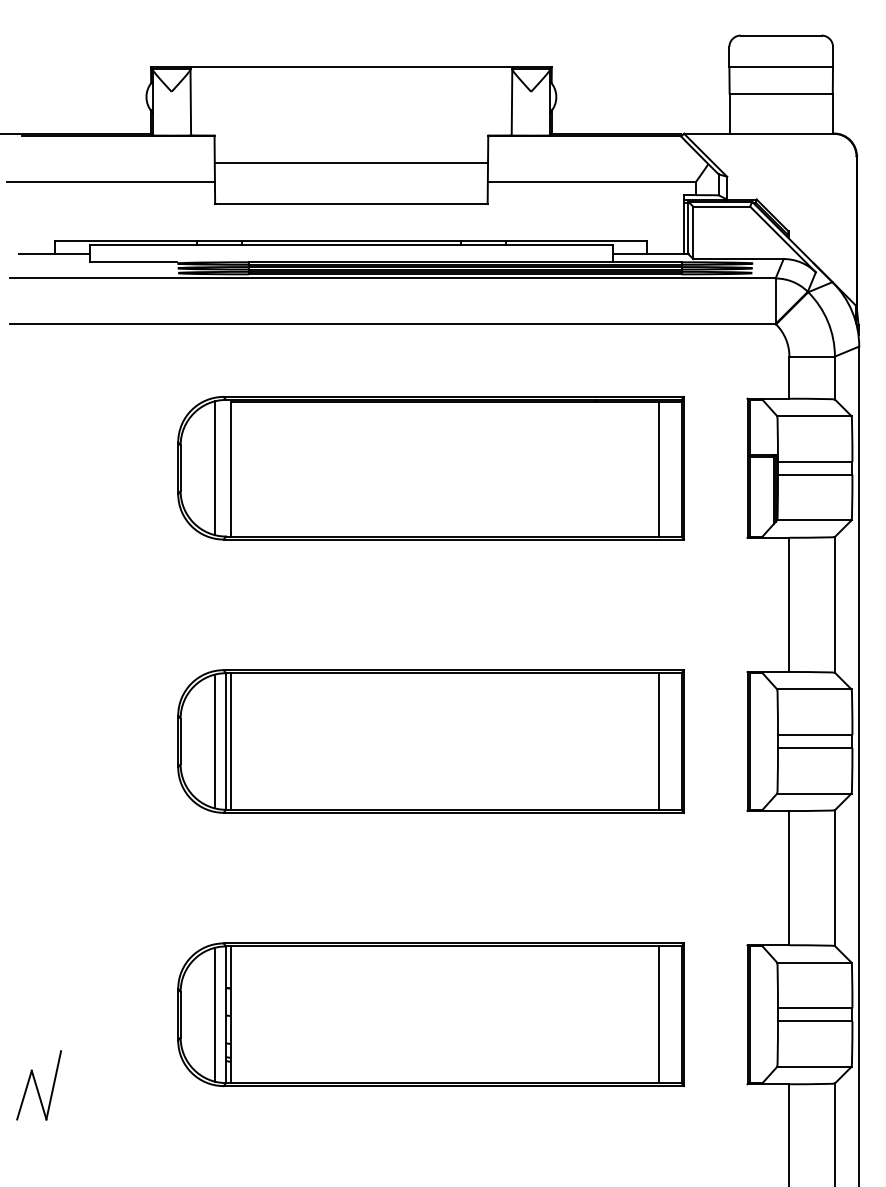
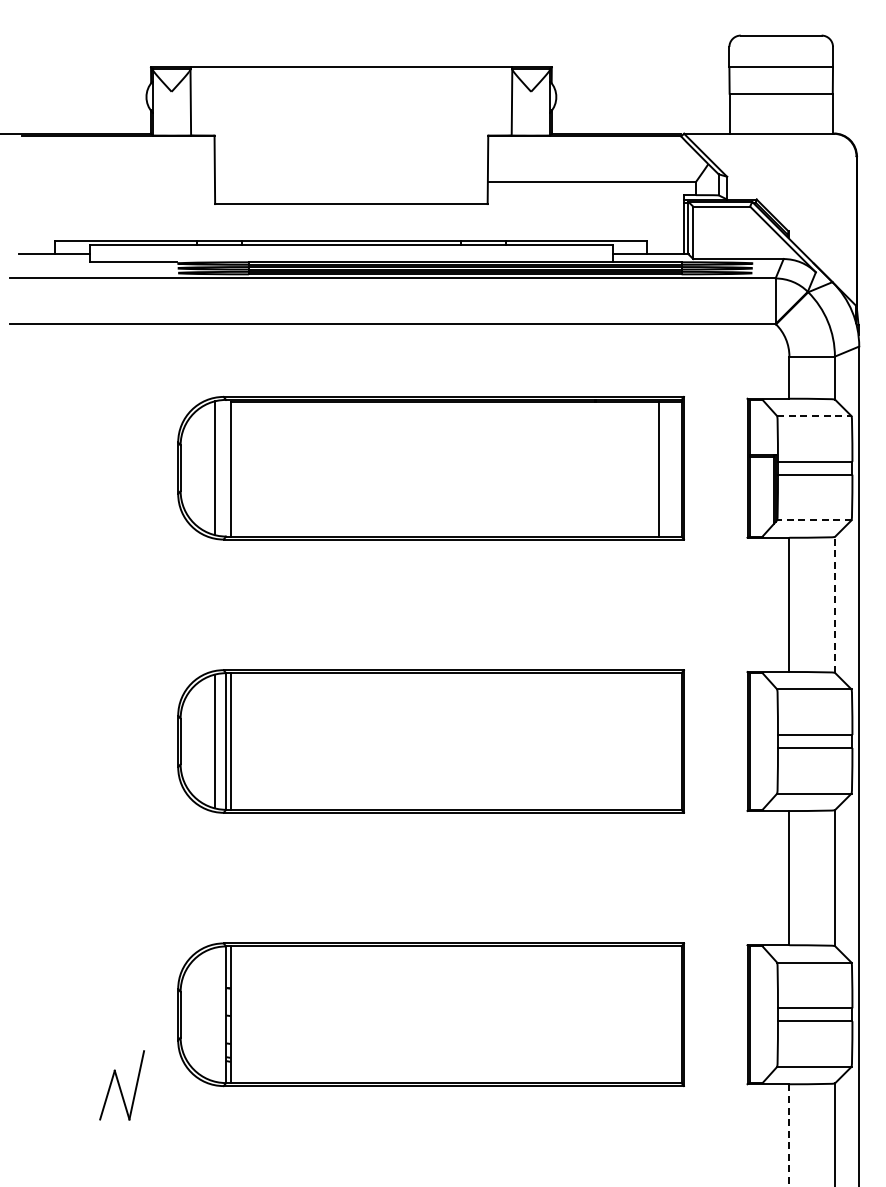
line: present -> none (351, 163)
line: present -> none (110, 181)
line: solid -> dashed (814, 416)
line: solid -> dashed (813, 520)
line: solid -> dashed (834, 604)
line: present -> none (658, 741)
line: present -> none (214, 1014)
line: present -> none (658, 1014)
part position: (38, 1085) -> (121, 1085) (121, 1085)
line: solid -> dashed (789, 1134)
